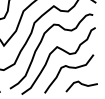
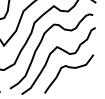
curve: present -> none (82, 85)
